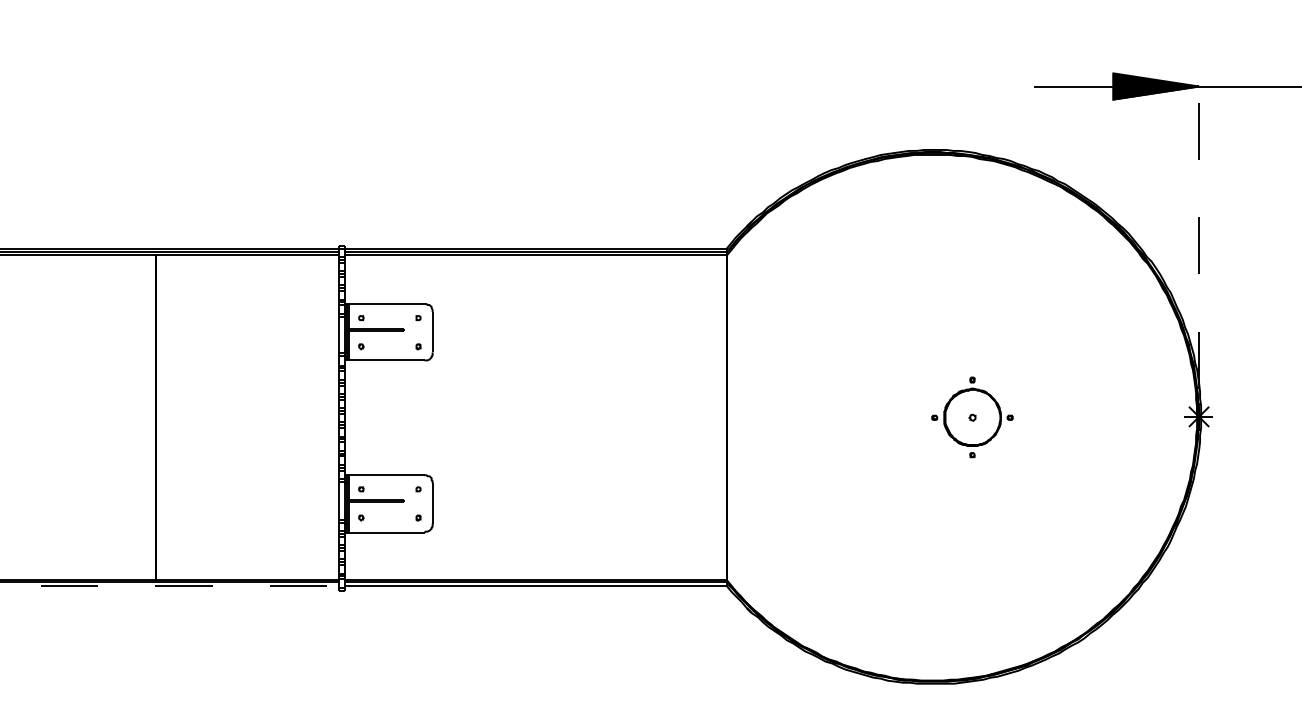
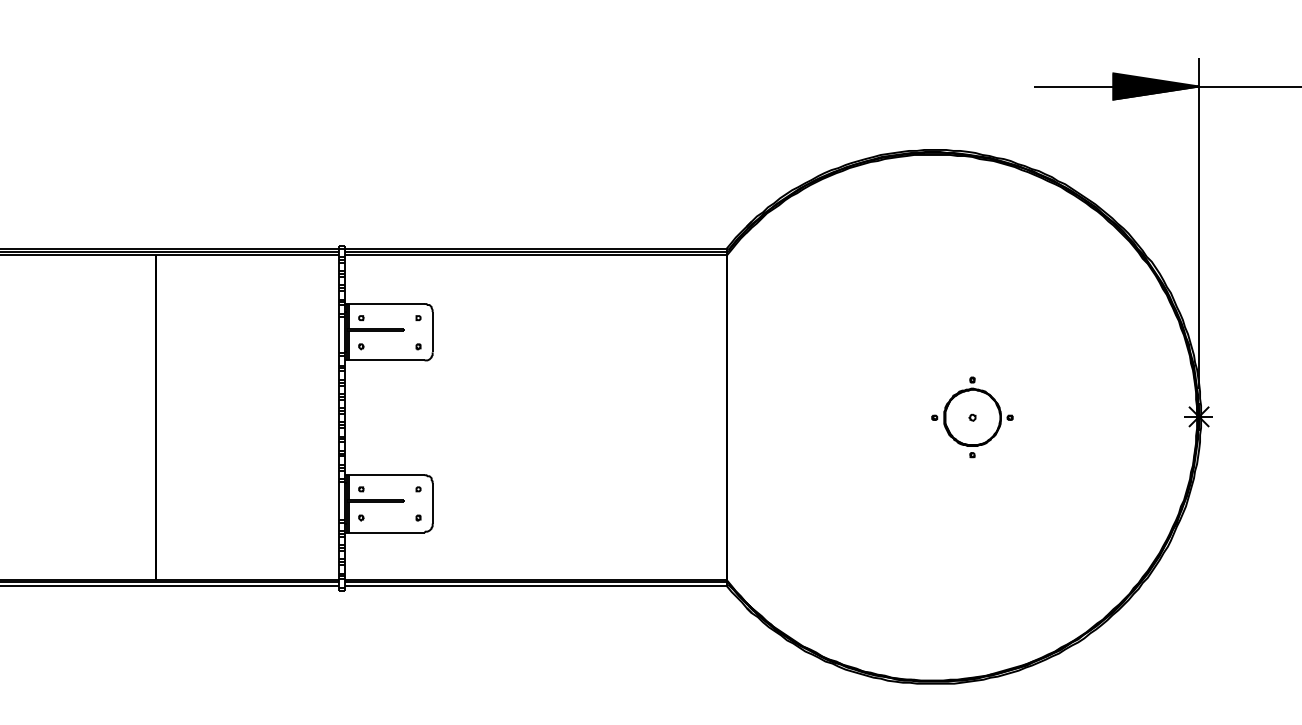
line: dashed -> solid (1199, 222)
line: dashed -> solid (170, 586)
